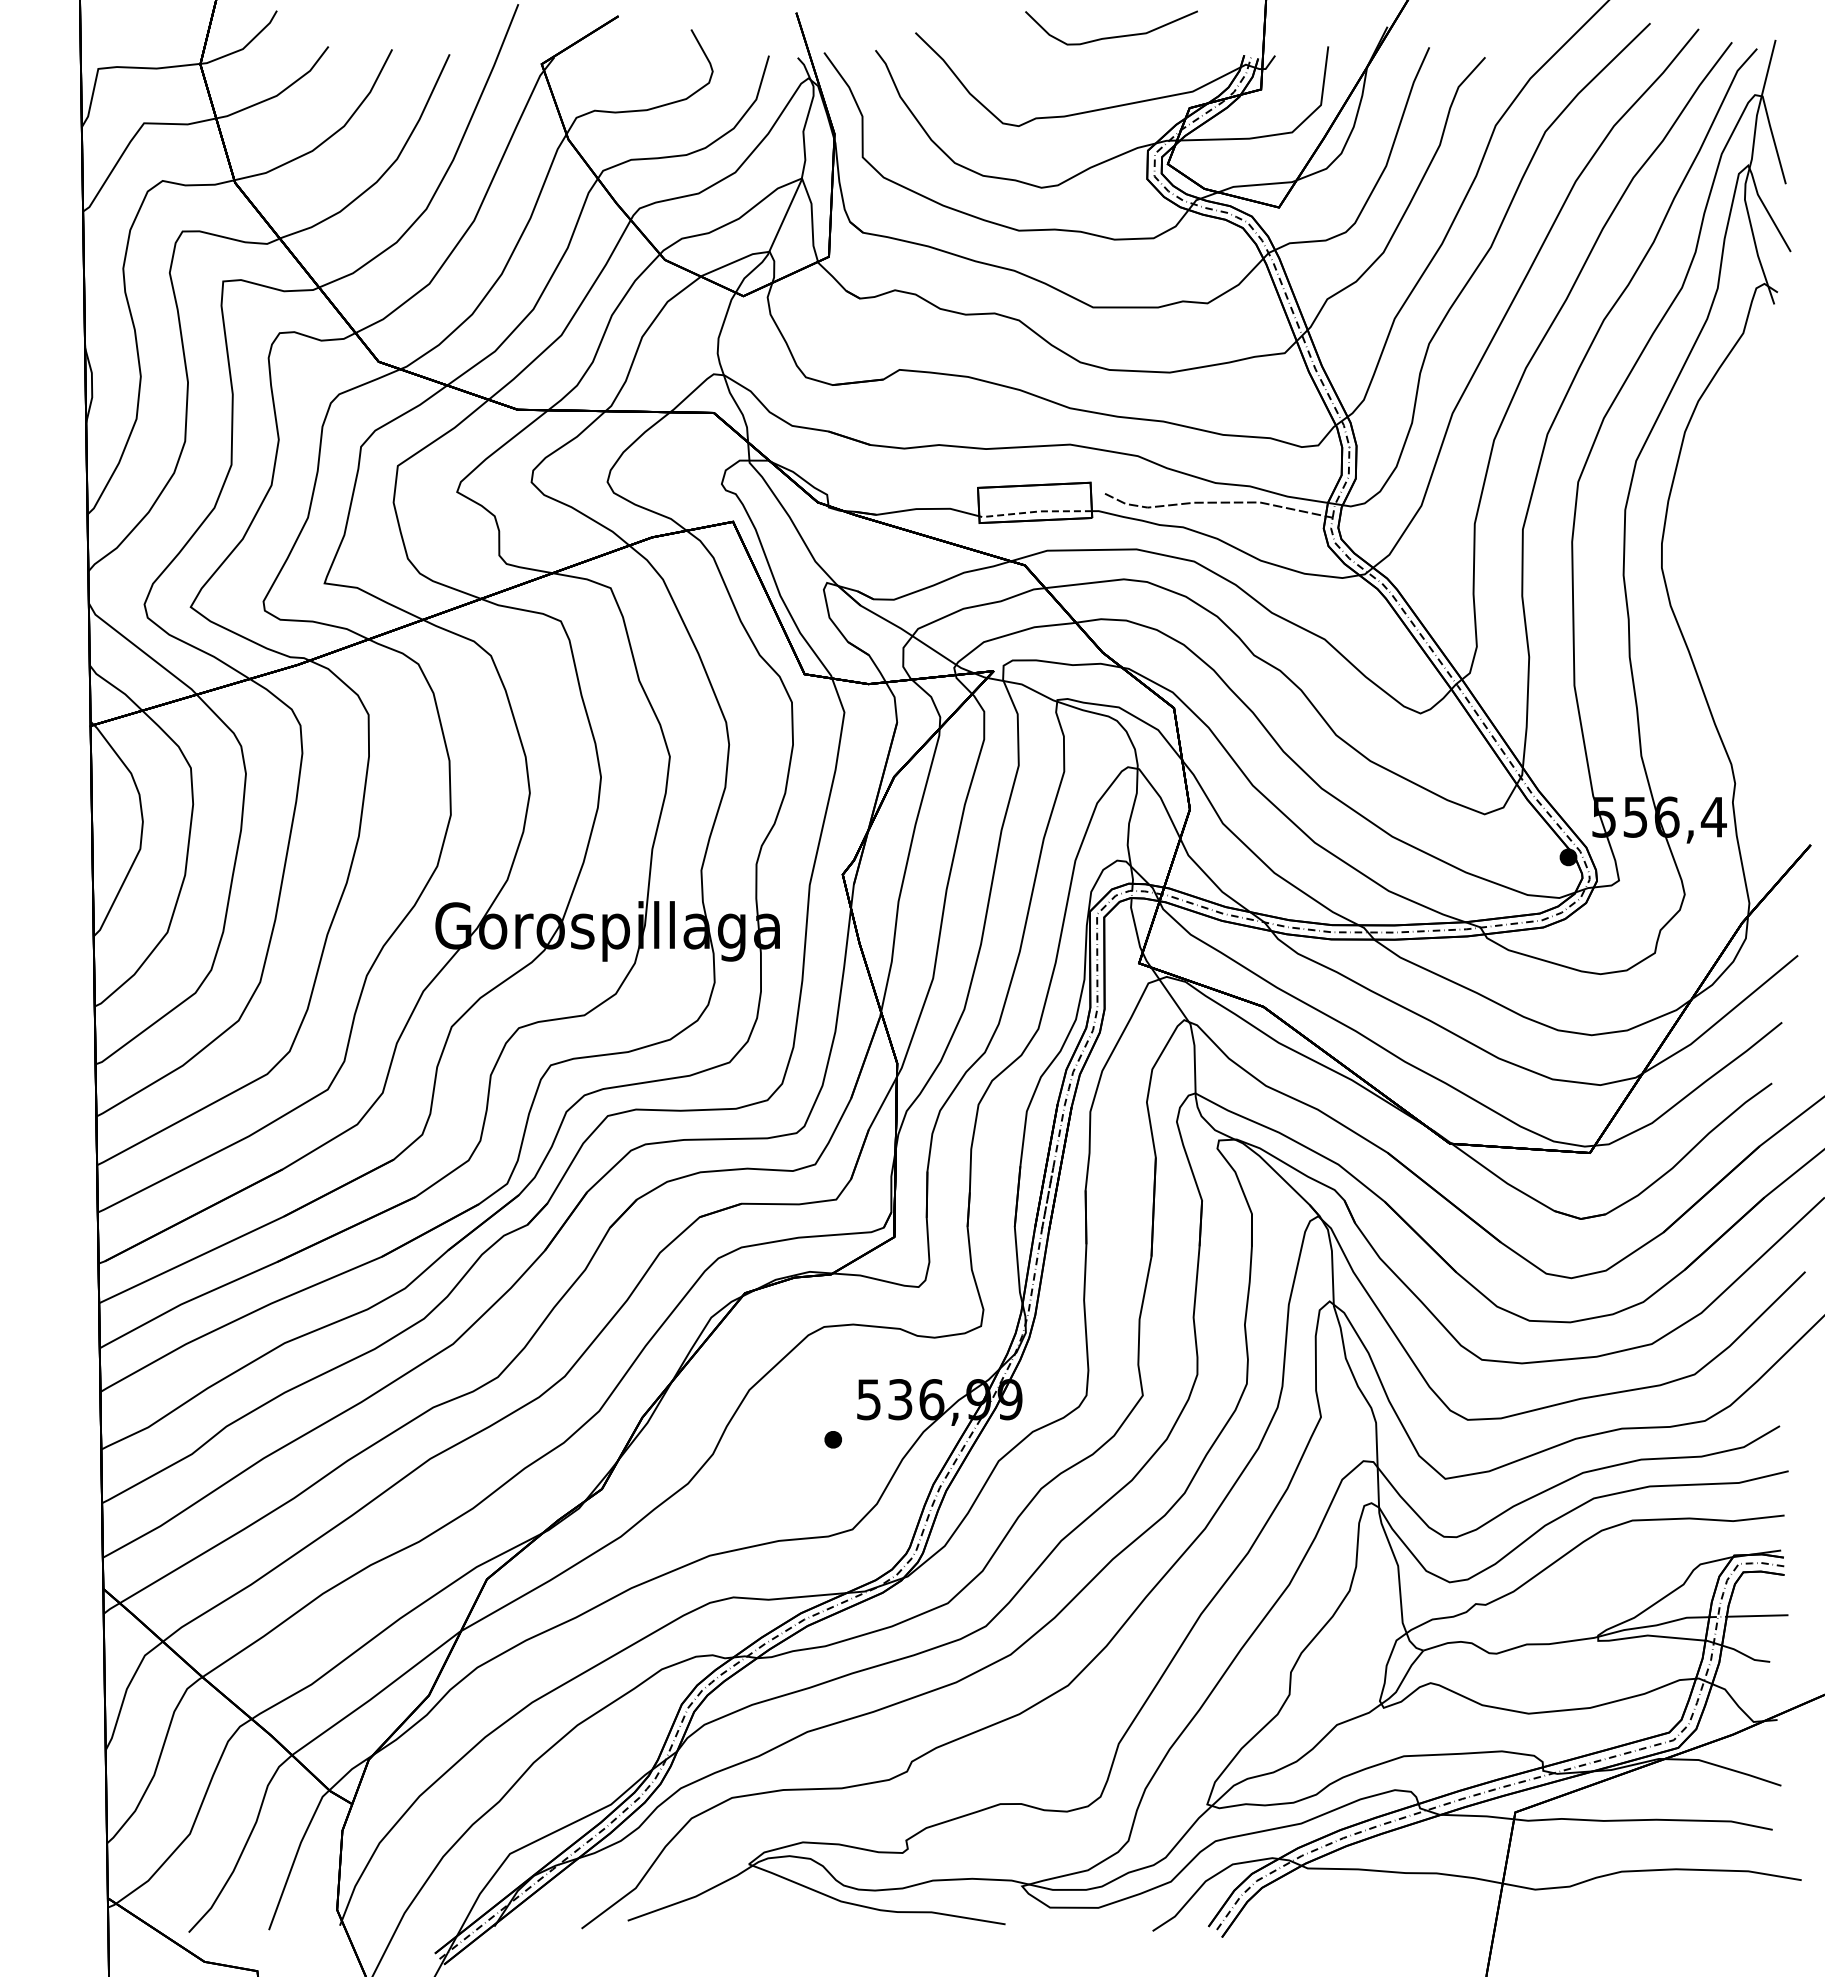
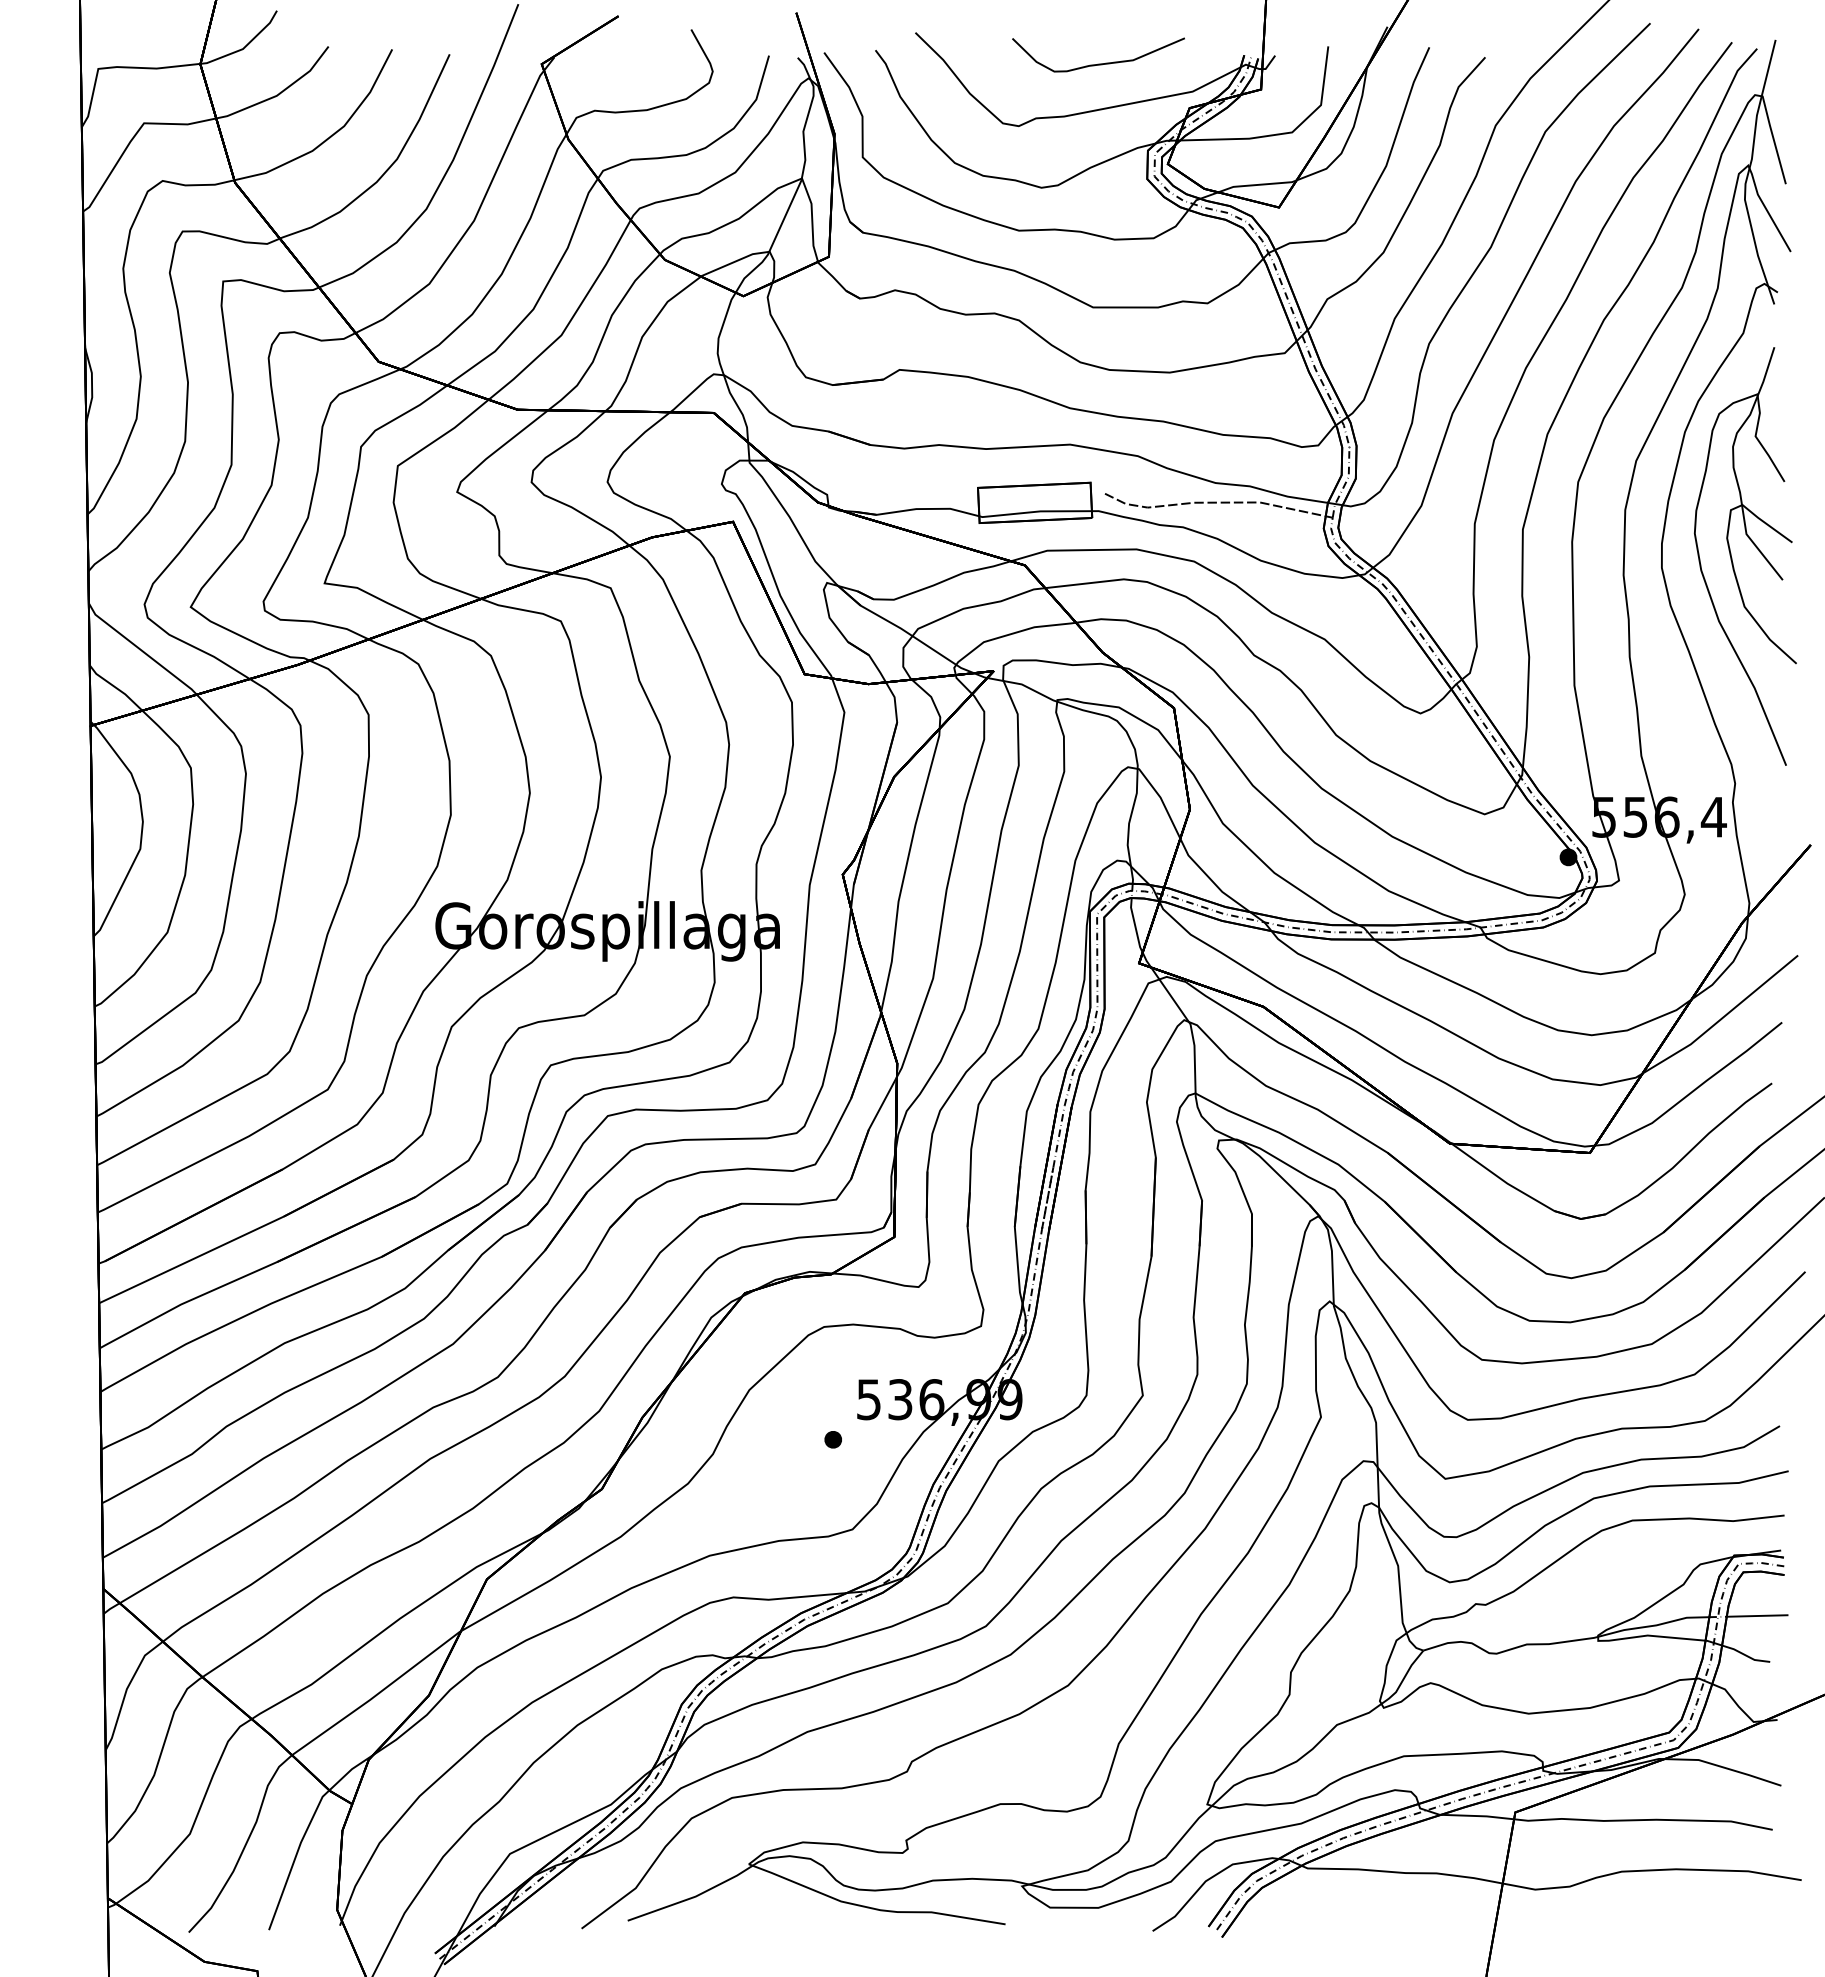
curve position: (1111, 36) -> (1098, 63) (1098, 63)
line: dashed -> solid (1034, 511)
part: none -> present (1732, 557)
